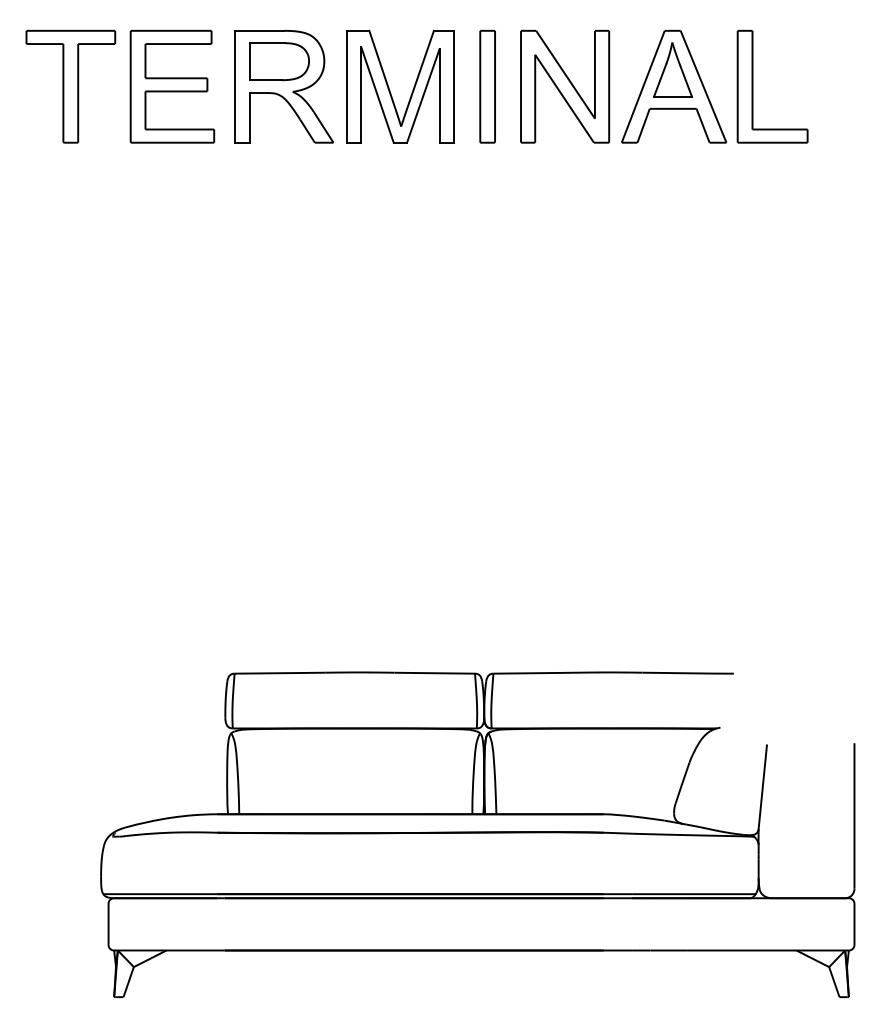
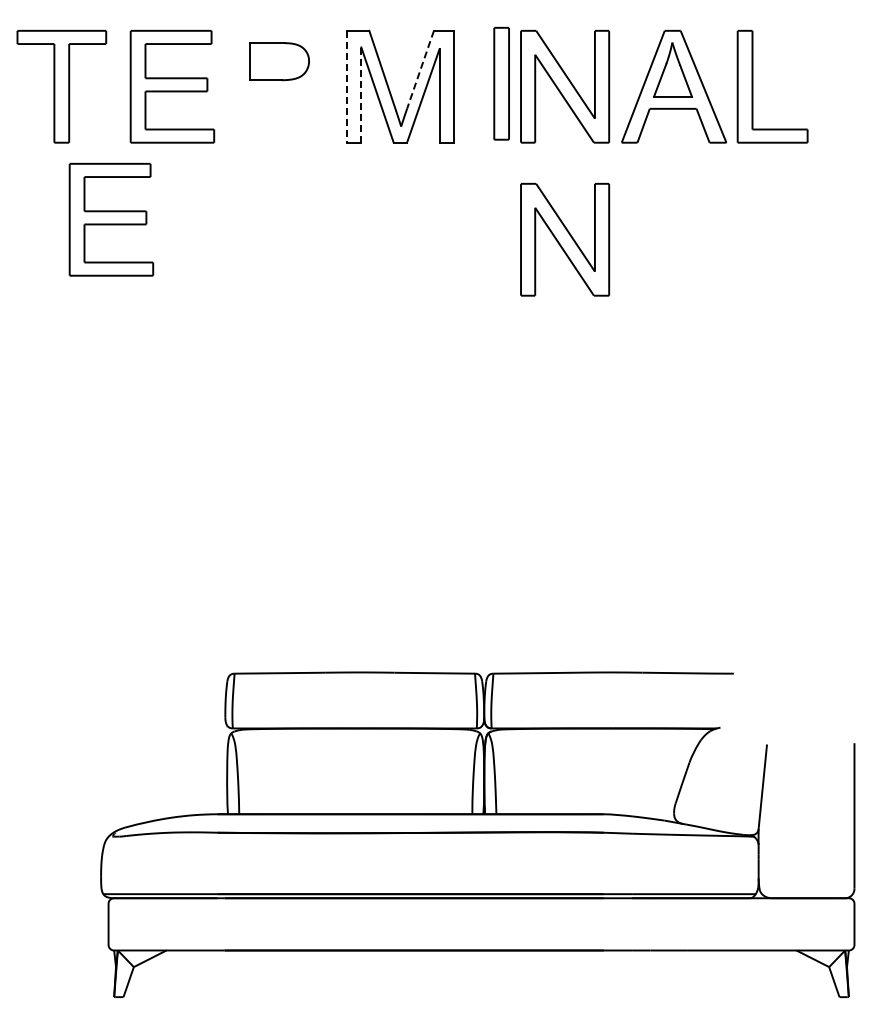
line: solid -> dashed (420, 70)
part position: (70, 86) -> (61, 86) (61, 86)
part: present -> none (283, 86)
line: solid -> dashed (347, 86)
part position: (487, 86) -> (501, 83) (501, 83)
line: solid -> dashed (361, 95)
part: none -> present (111, 219)
part: none -> present (565, 239)
